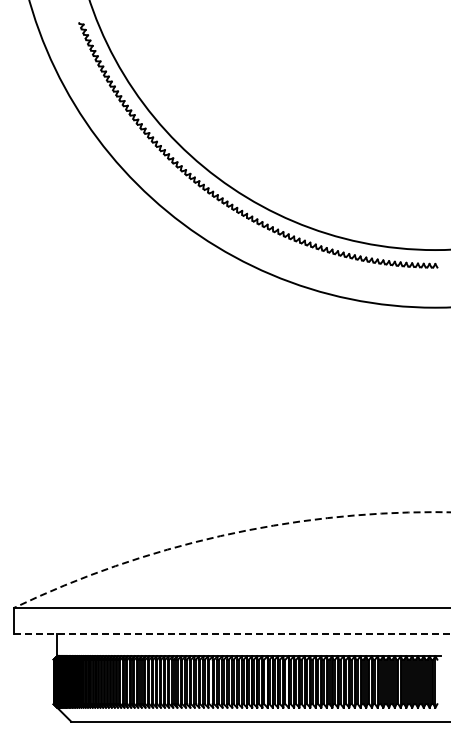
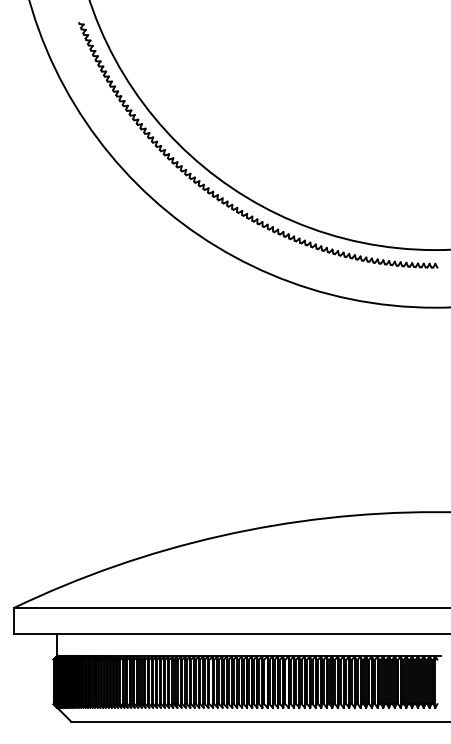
arc: dashed -> solid (227, 534)
line: dashed -> solid (231, 634)
